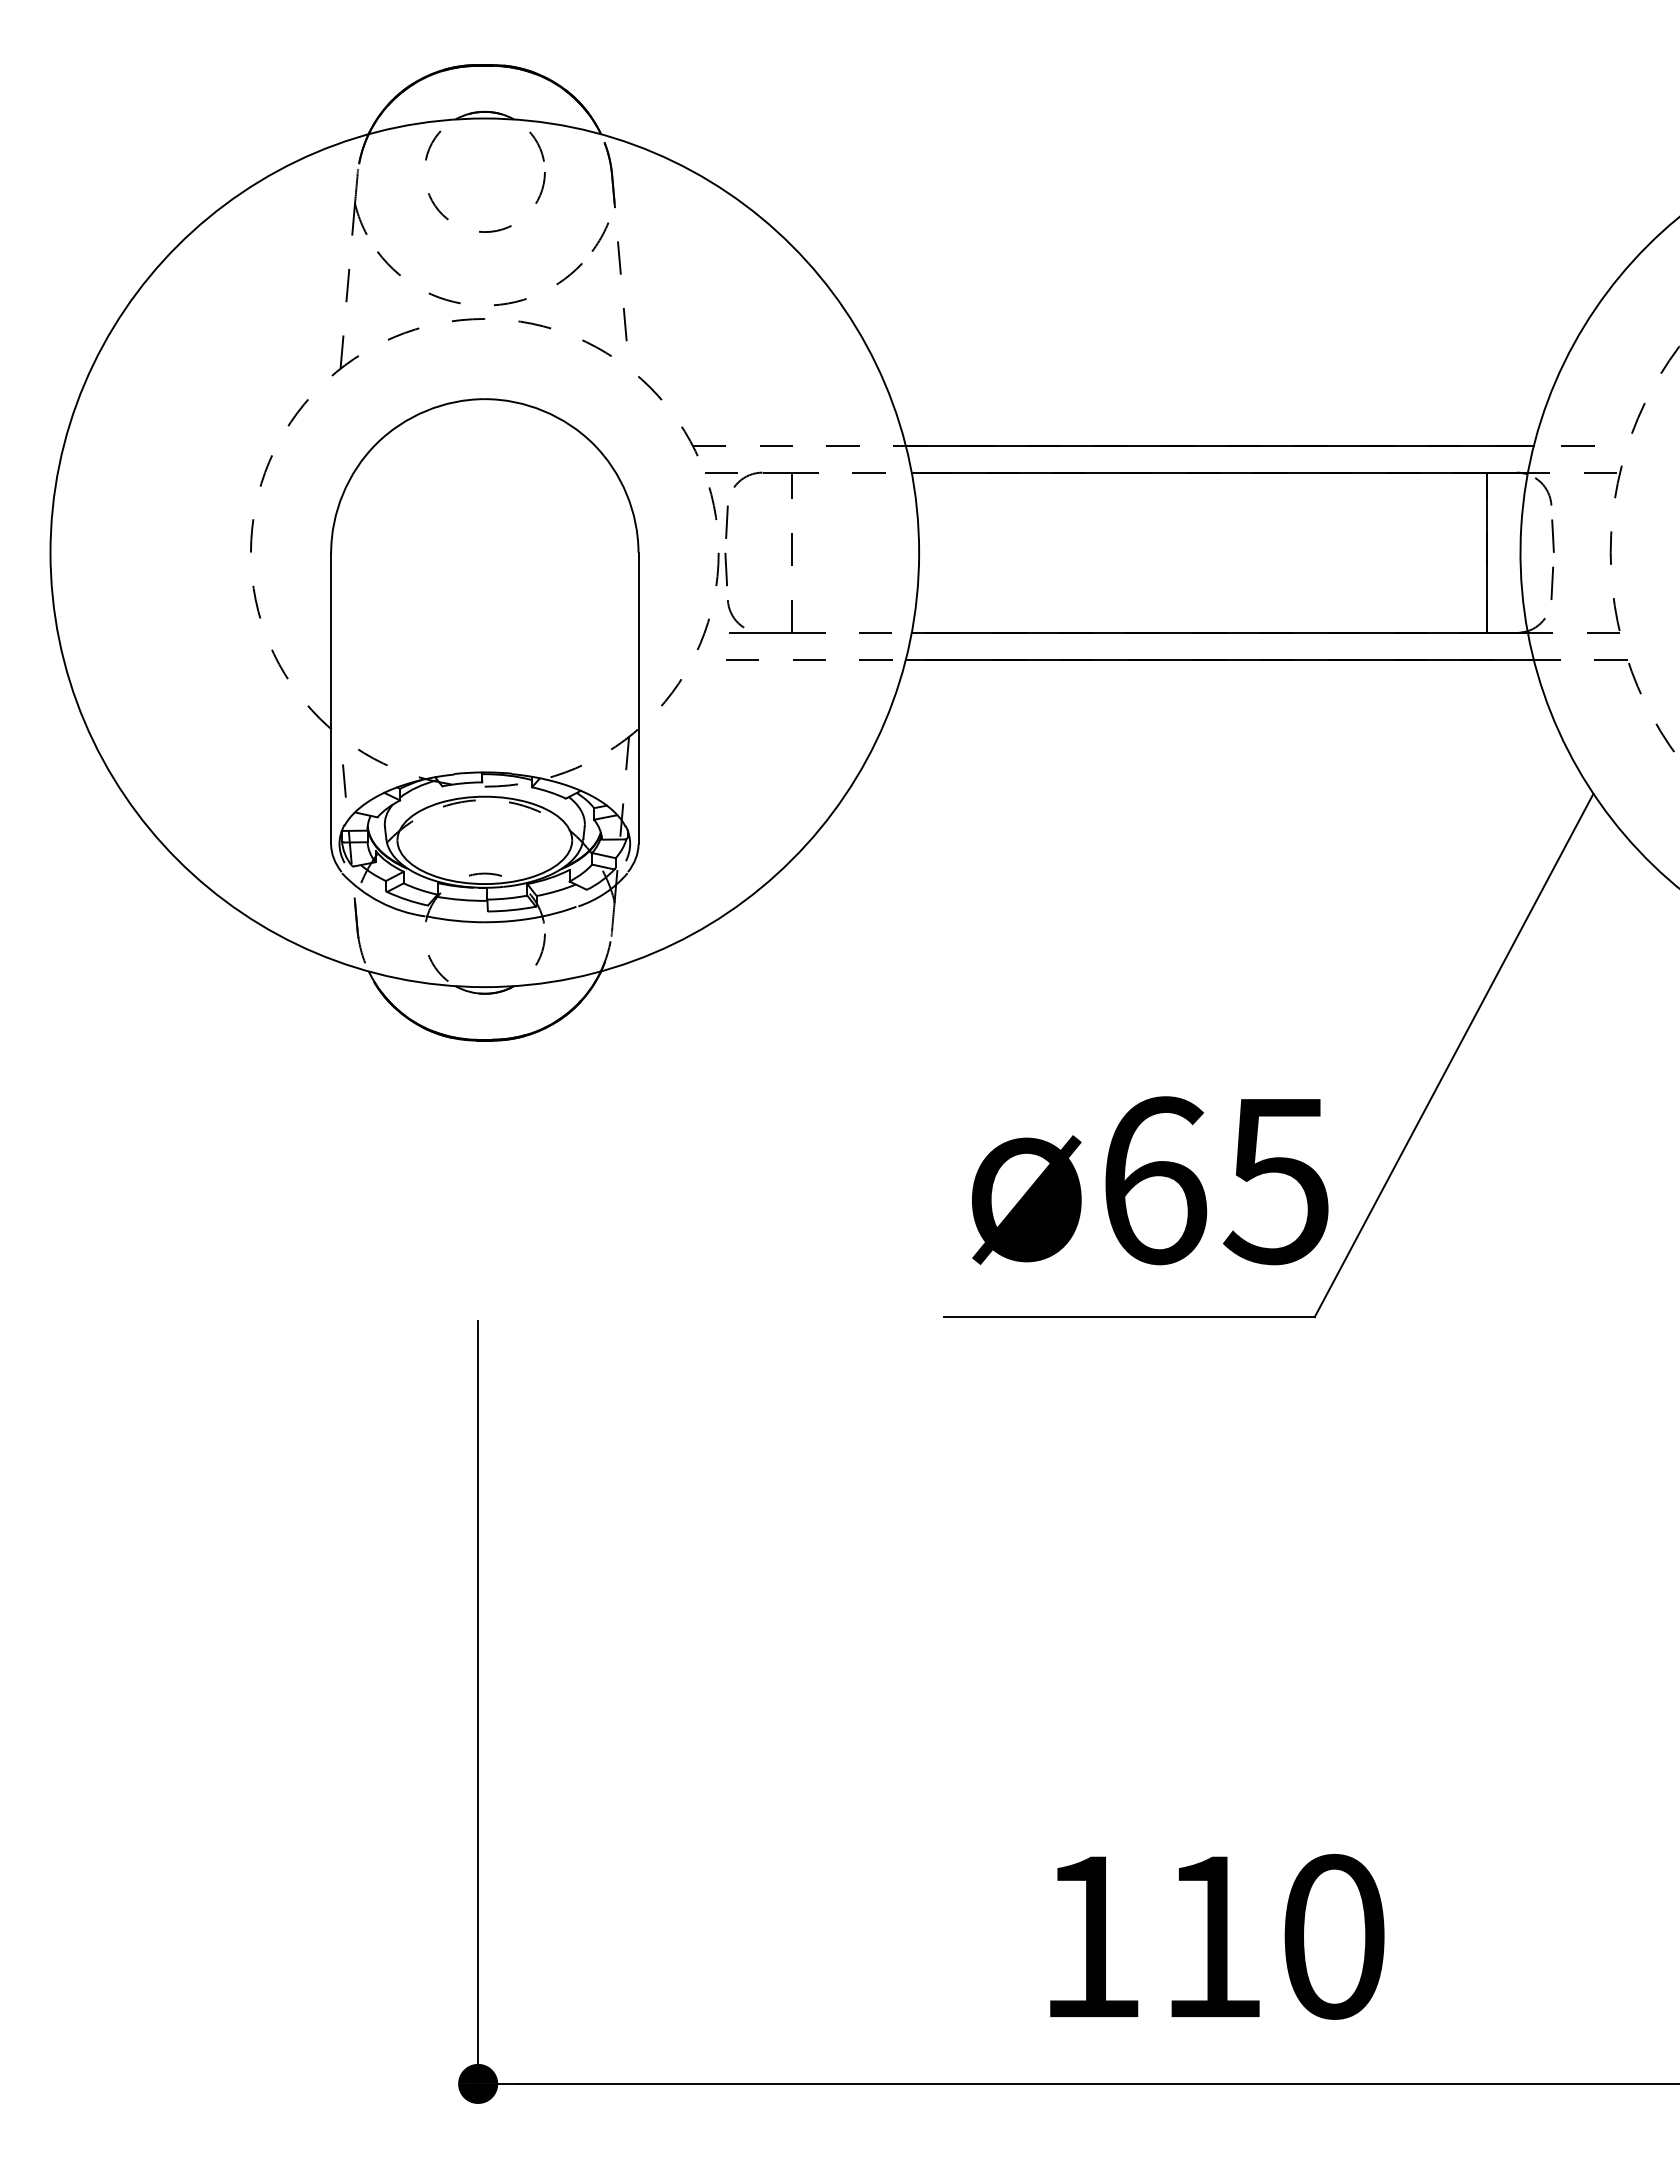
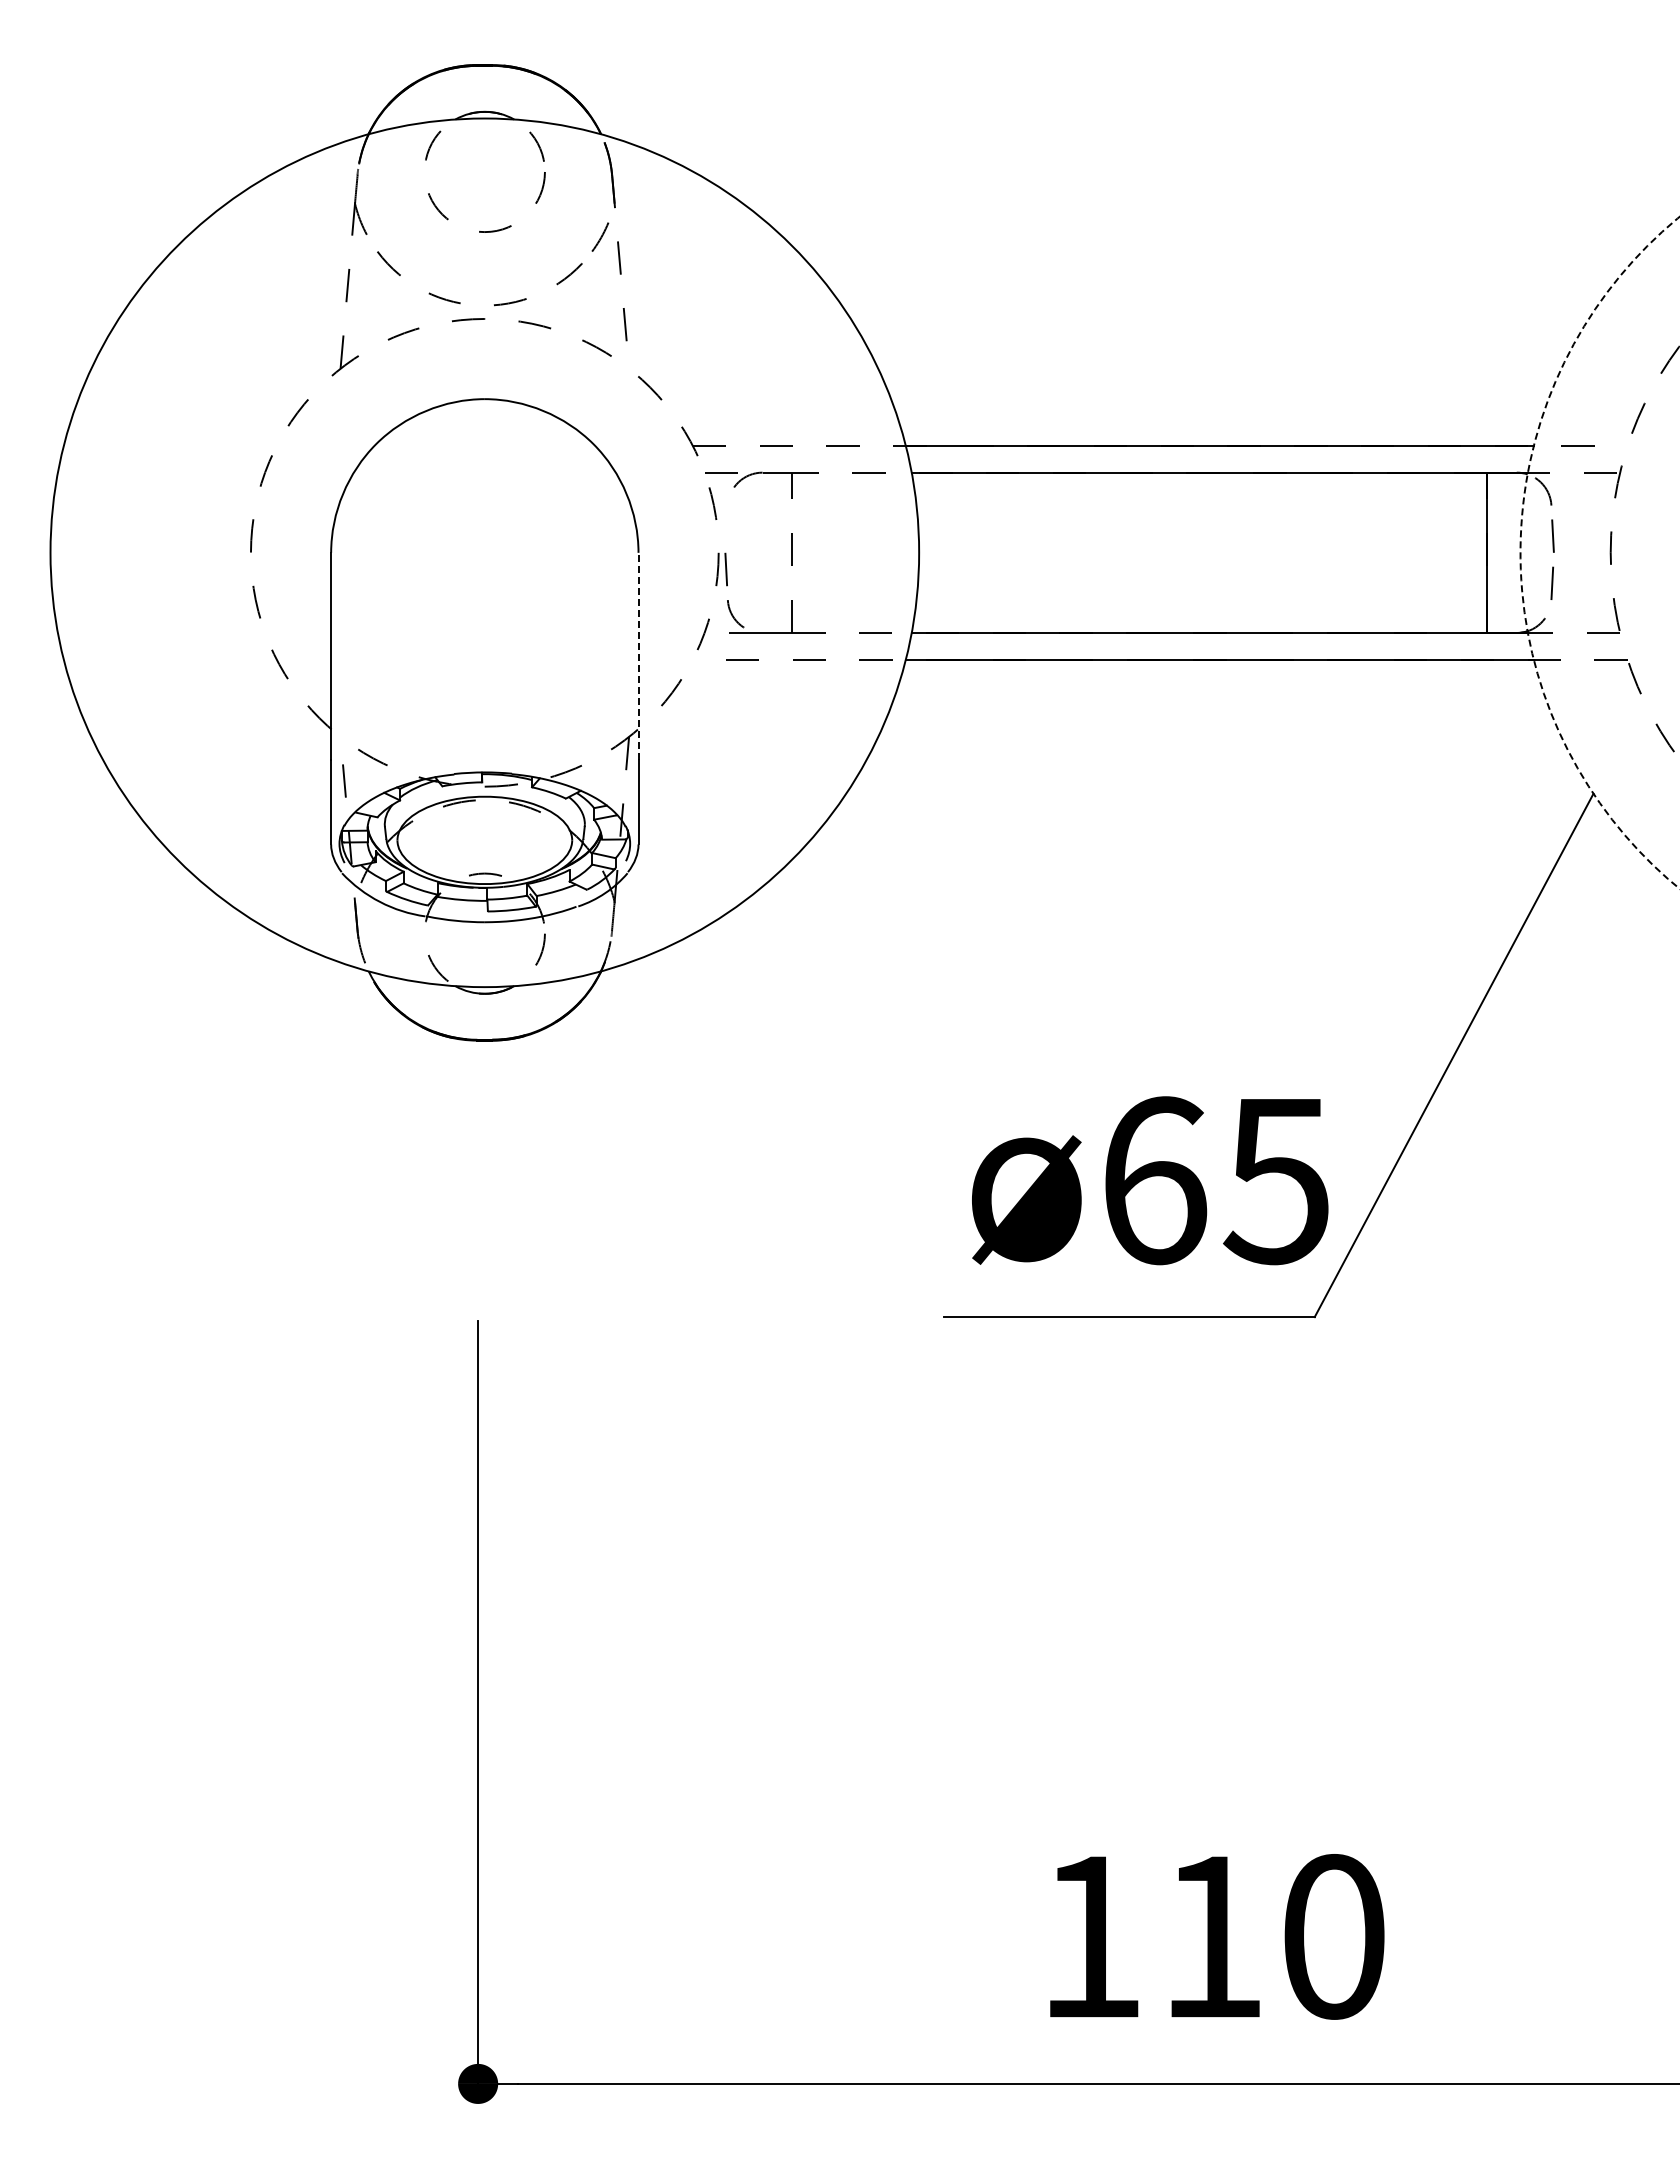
line: present -> none (726, 521)
arc: solid -> dashed (1520, 551)
line: solid -> dashed (638, 656)
